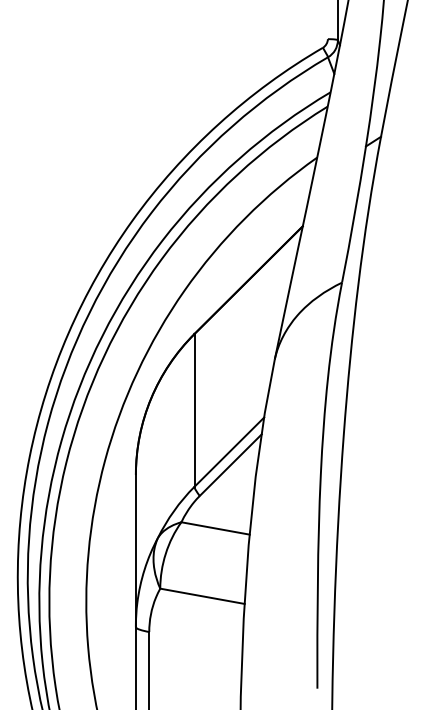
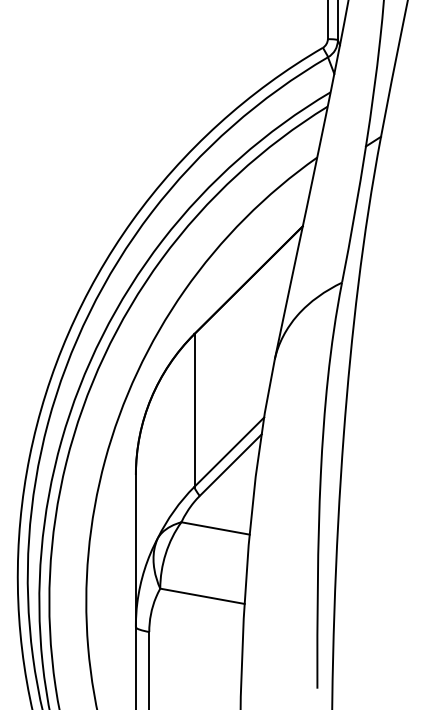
line: none -> present (327, 20)
